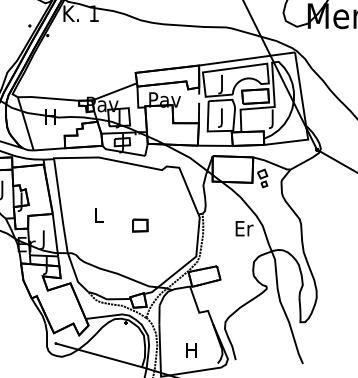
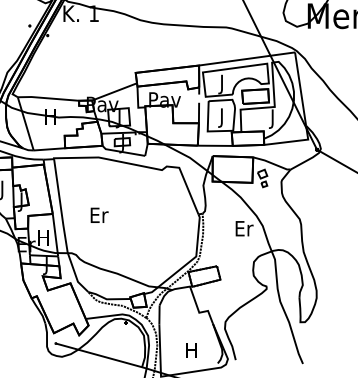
text: L -> Er (99, 214)
part: present -> none (140, 225)
text: J -> H (43, 239)
